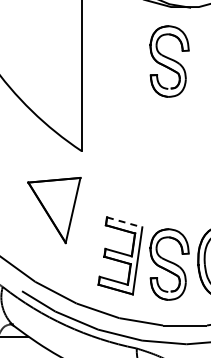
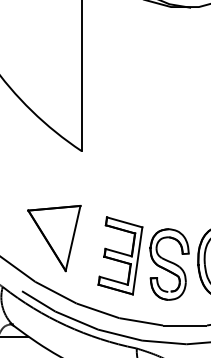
part: present -> none (169, 61)
part position: (54, 210) -> (54, 238) (54, 238)
line: dashed -> solid (125, 222)
